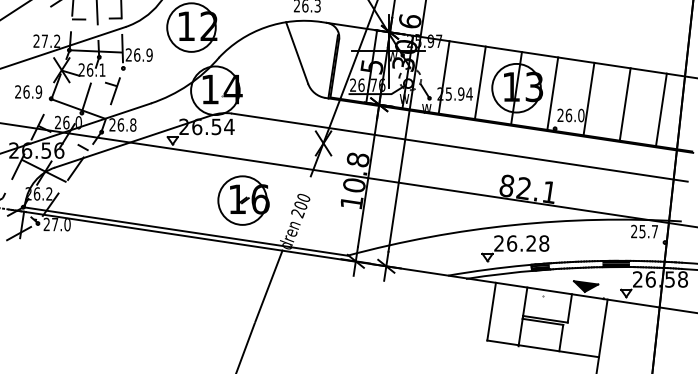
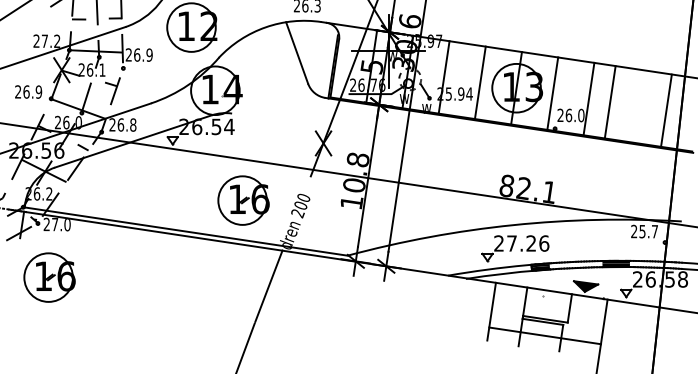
line position: (624, 104) -> (609, 102) (609, 102)
line position: (661, 109) -> (666, 110) (666, 110)
line: present -> none (459, 147)
text: 26.28 -> 27.26 (528, 243)
part: none -> present (49, 277)
line position: (543, 348) -> (545, 335) (545, 335)
